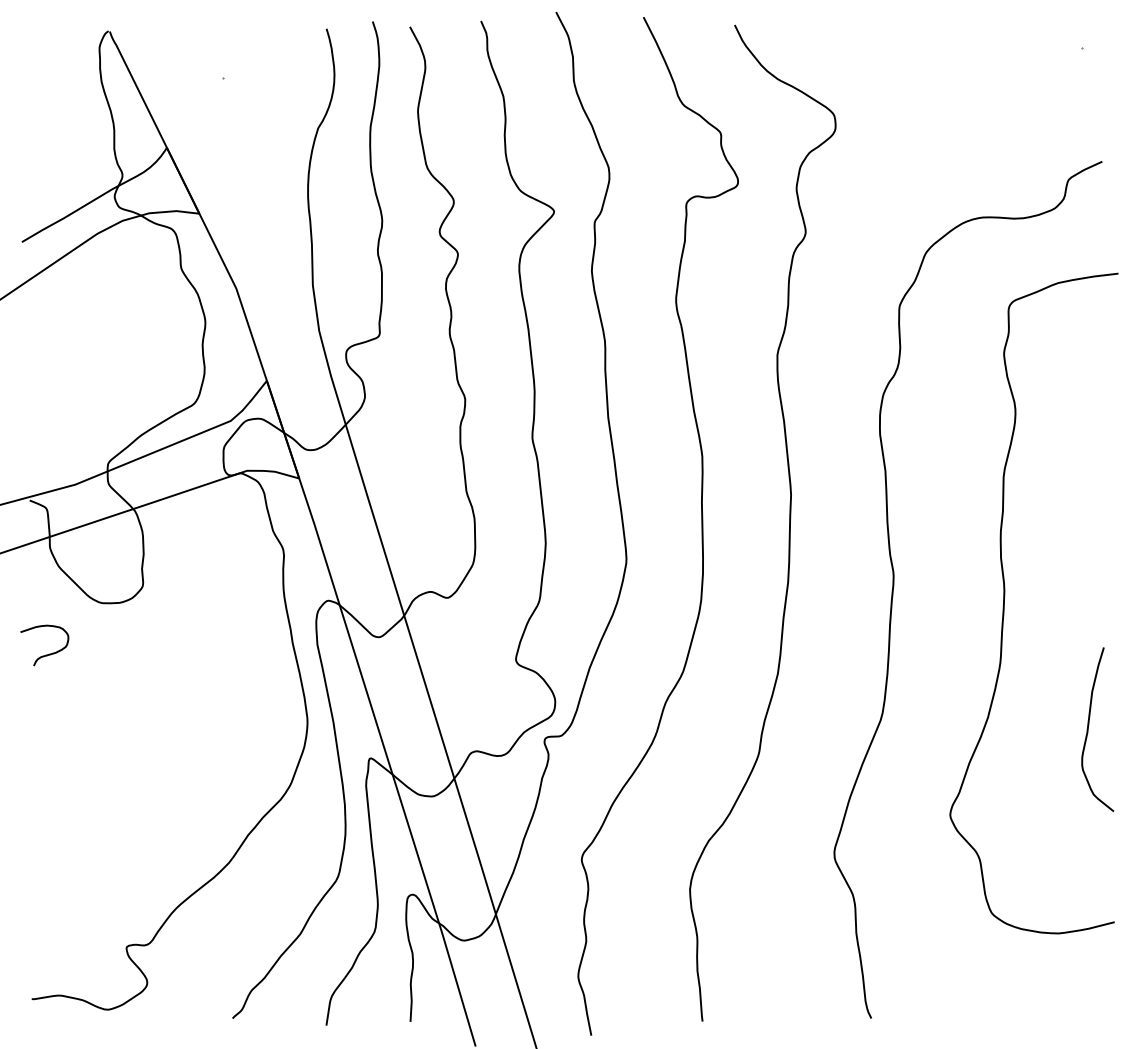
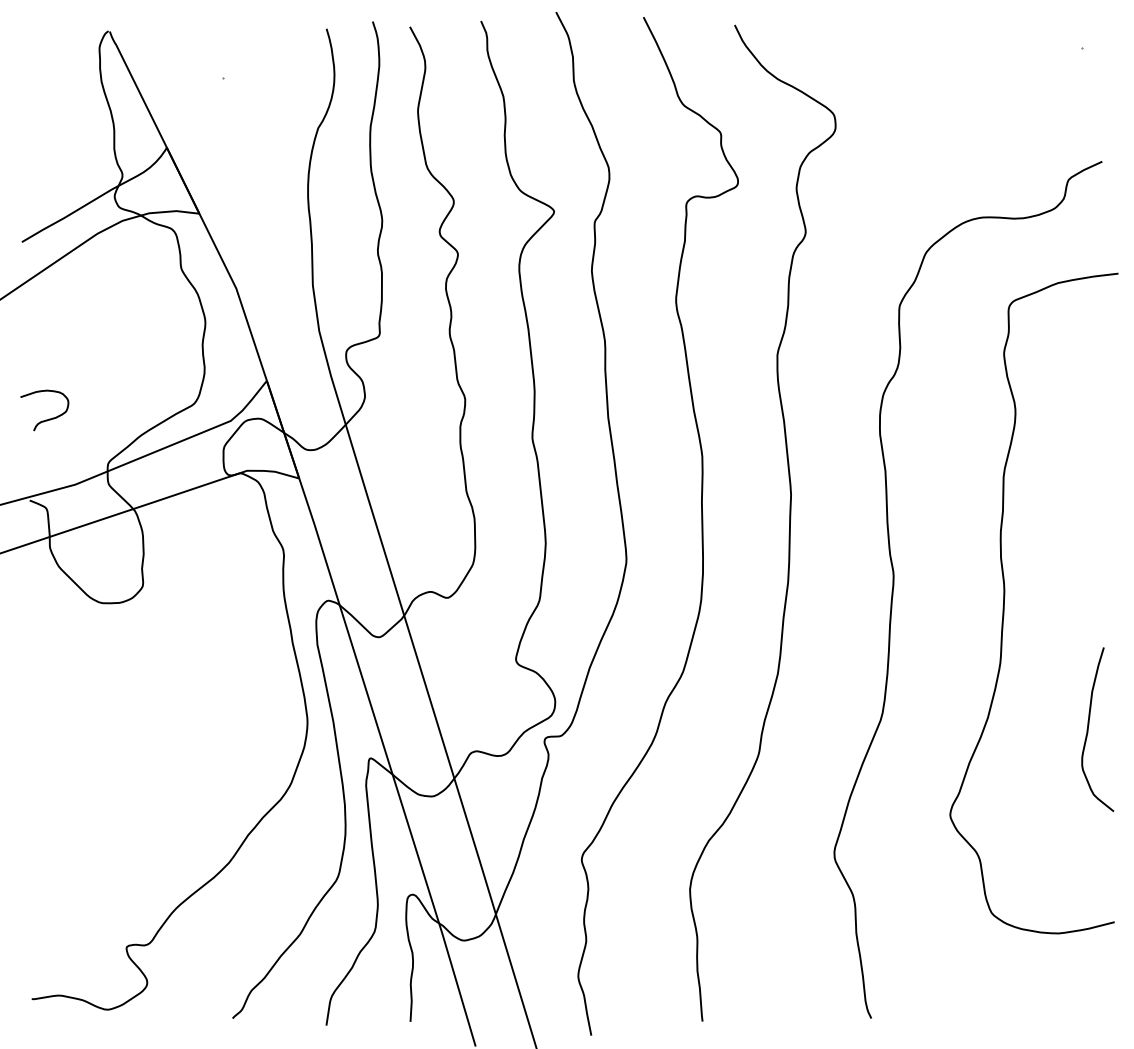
curve position: (45, 654) -> (45, 419) (45, 419)
